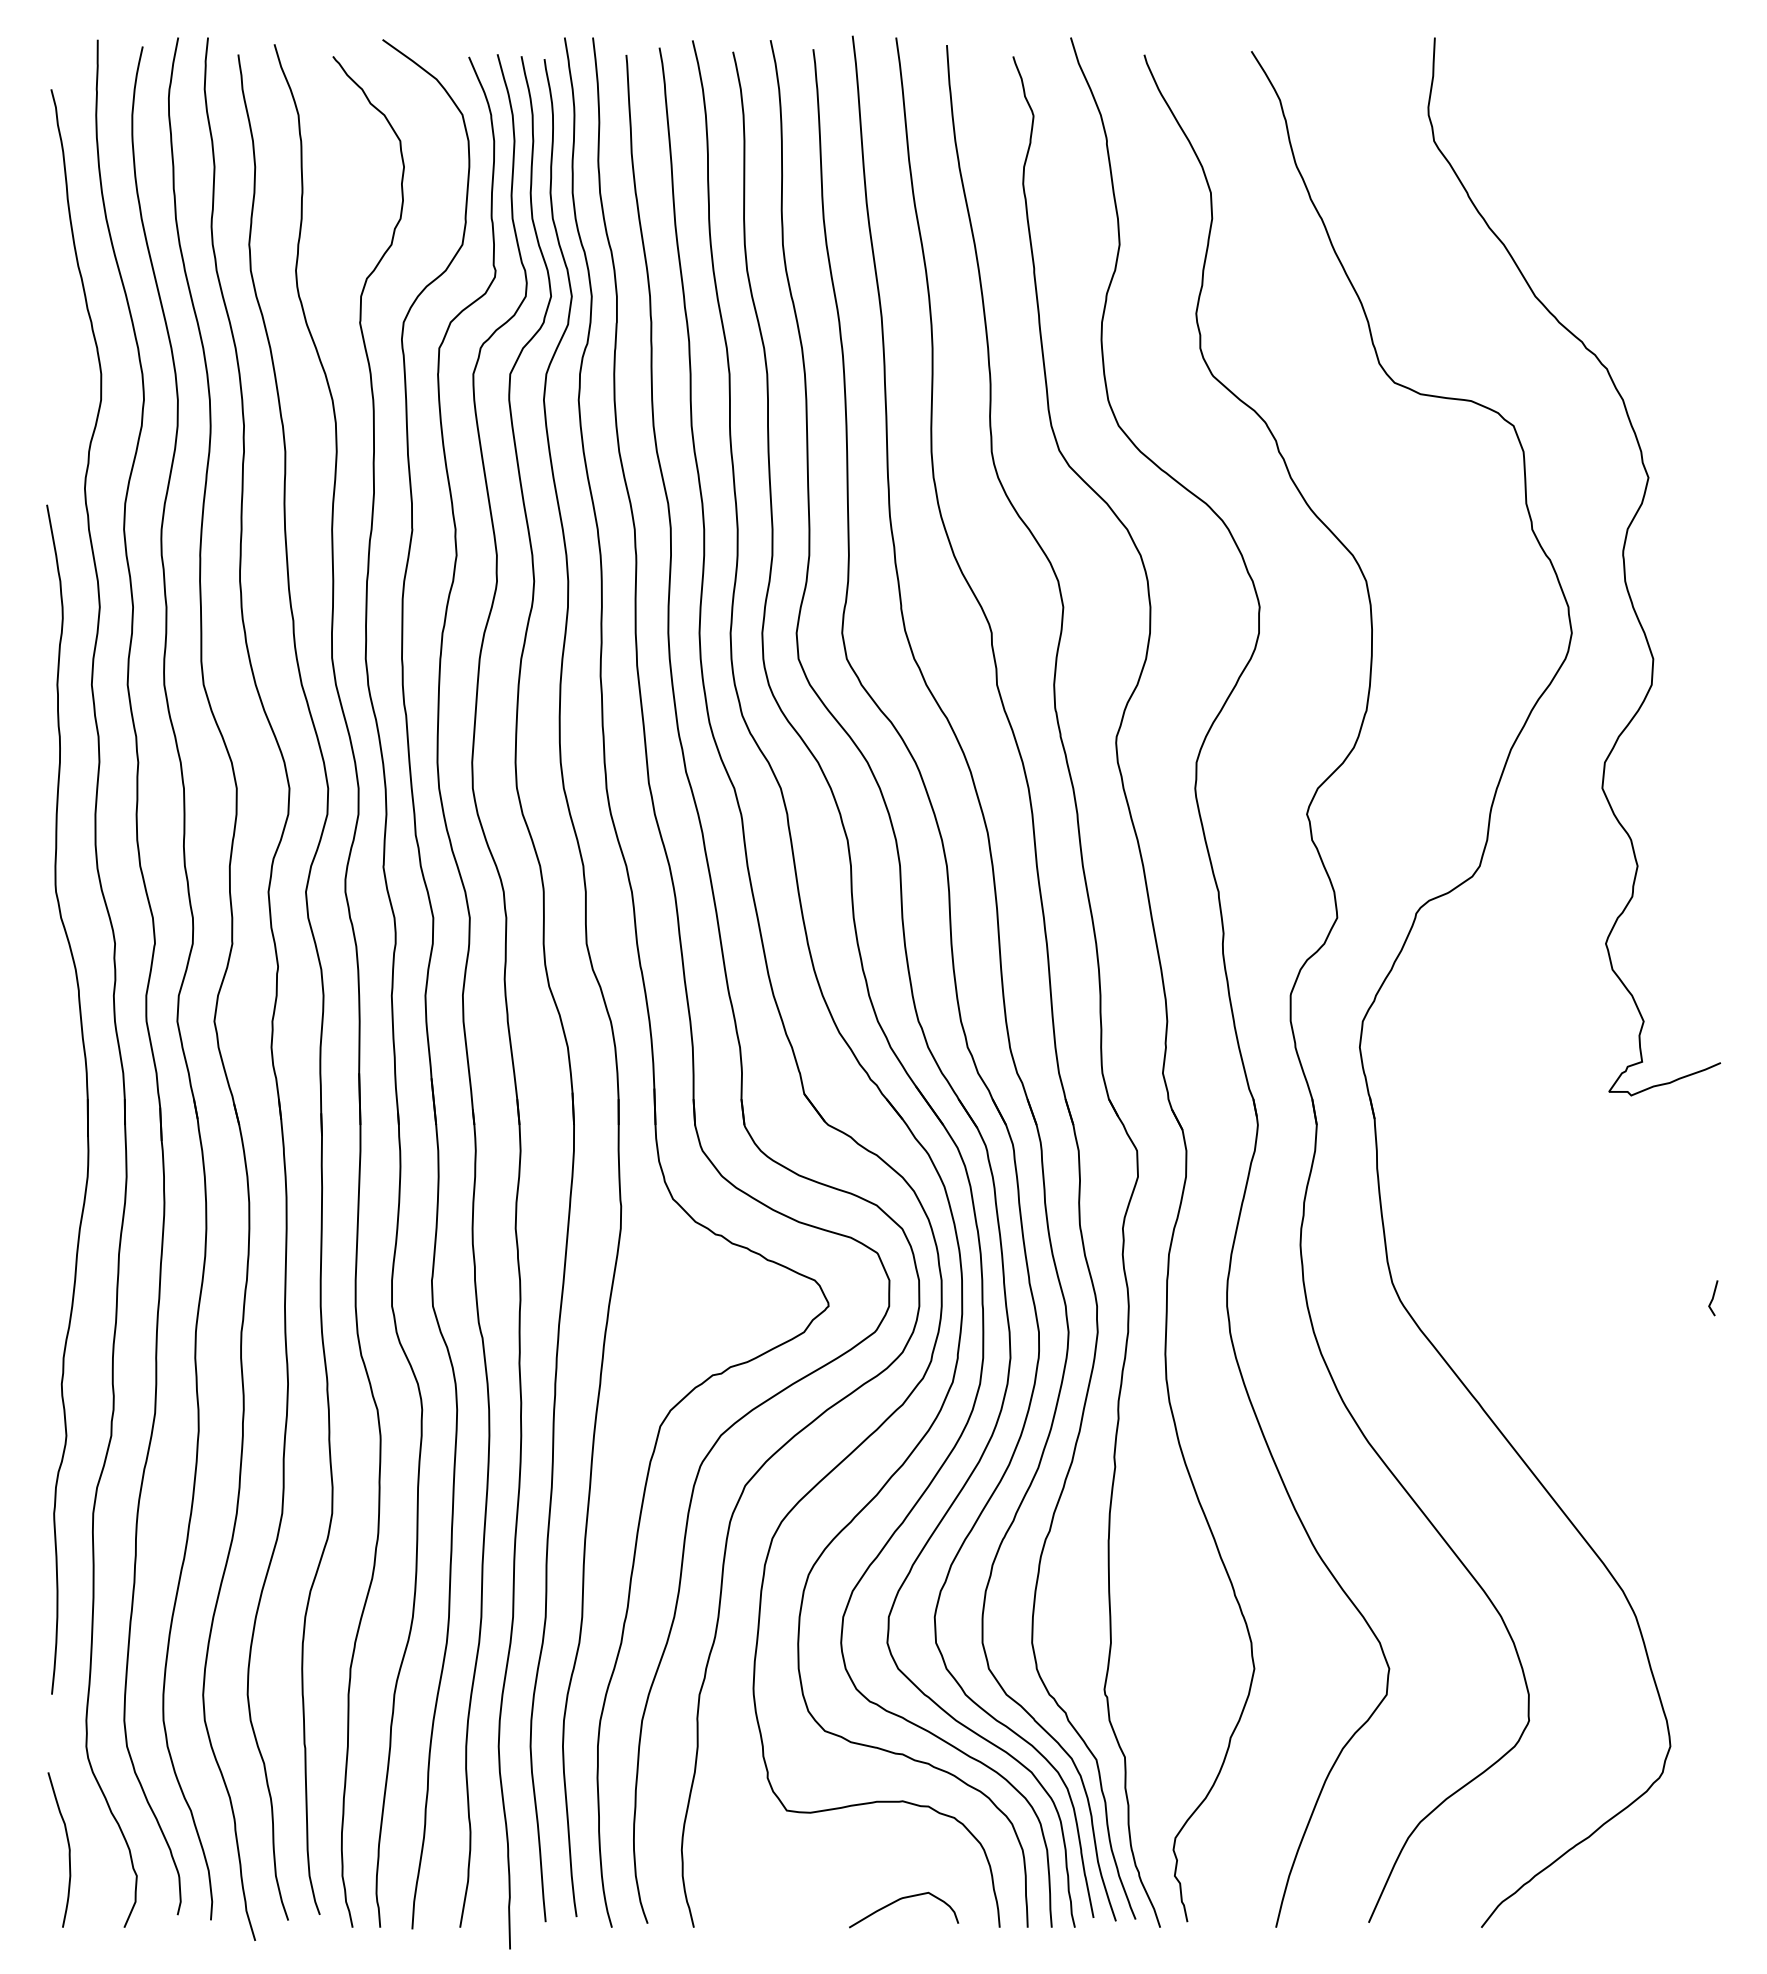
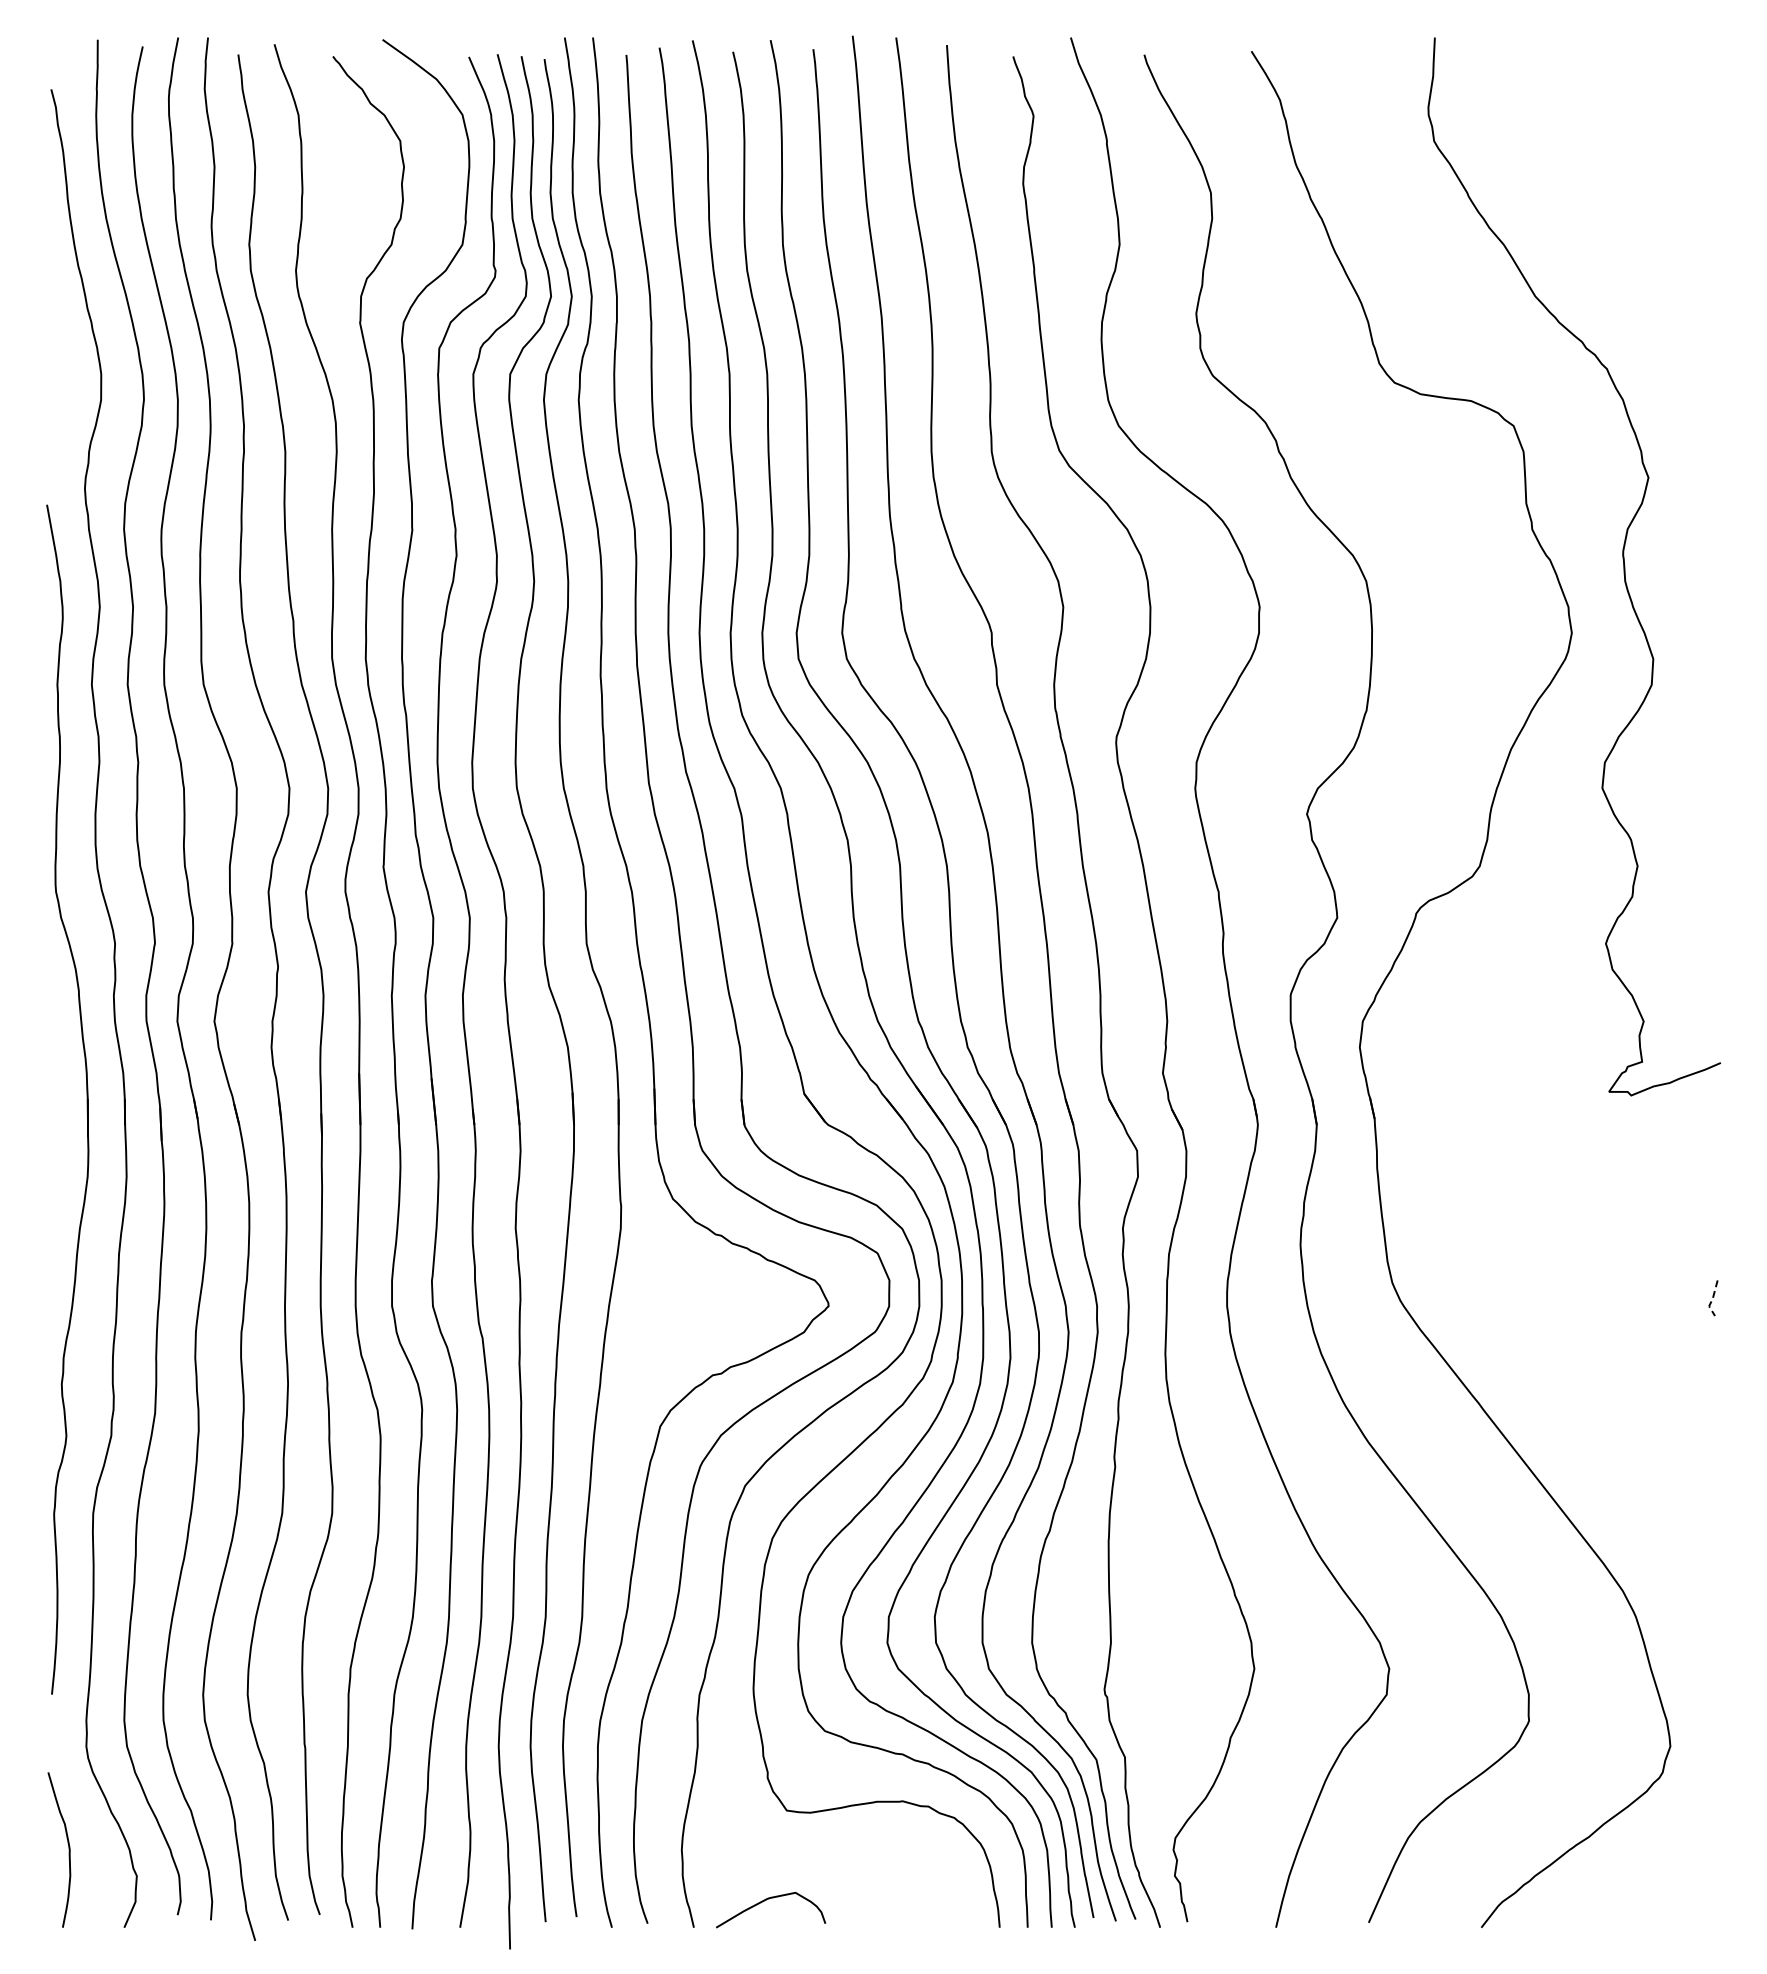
line: solid -> dashed (1712, 1299)
curve position: (902, 1899) -> (769, 1899) (769, 1899)
